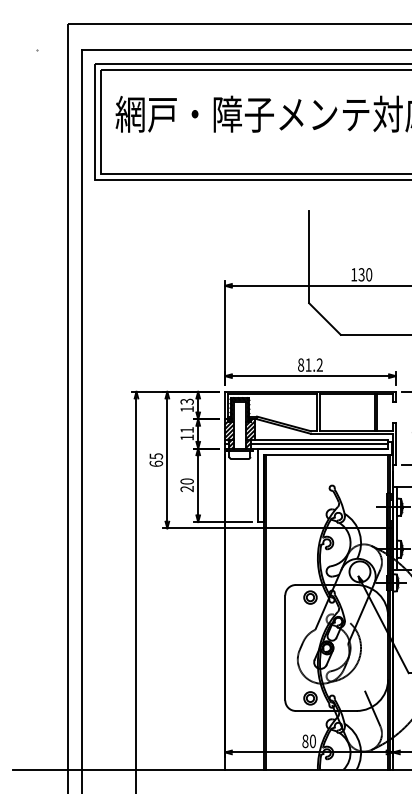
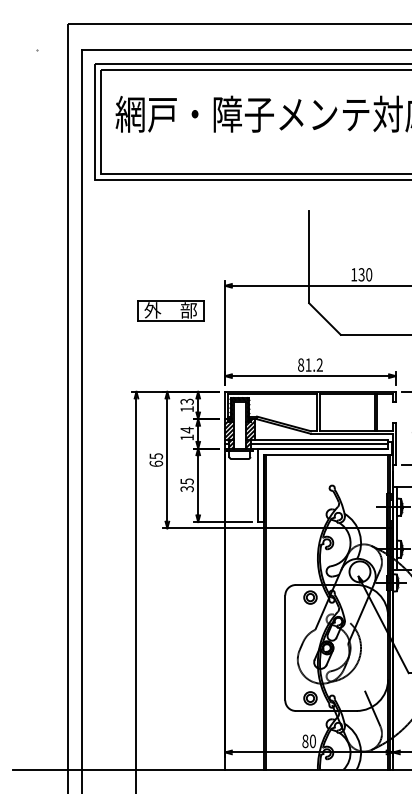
part: none -> present (170, 310)
text: 11 -> 14 (186, 429)
text: 20 -> 35 (186, 485)
